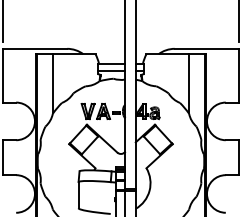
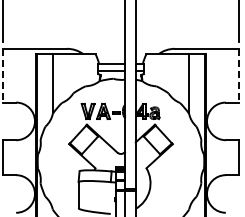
line: solid -> dashed (2, 75)
line: solid -> dashed (239, 75)
